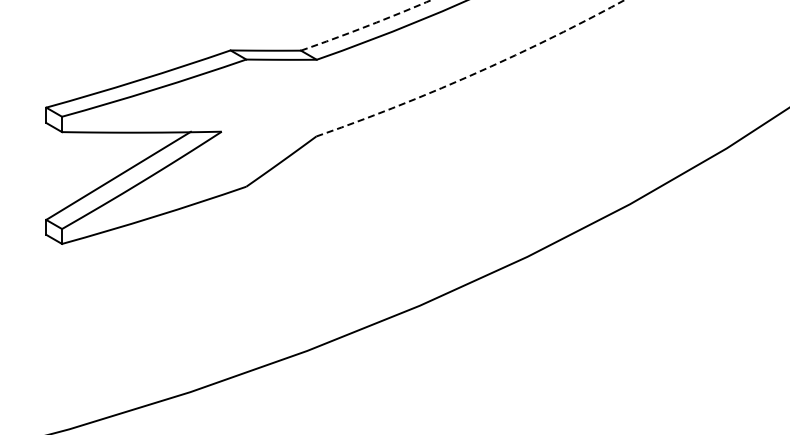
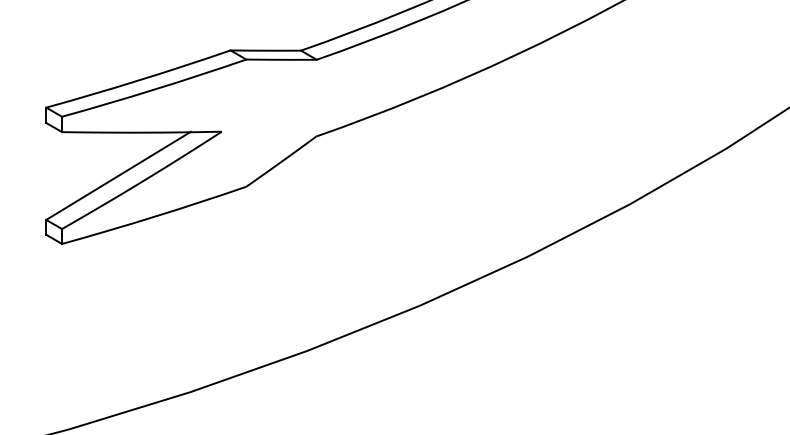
arc: dashed -> solid (366, 26)
arc: dashed -> solid (473, 74)
